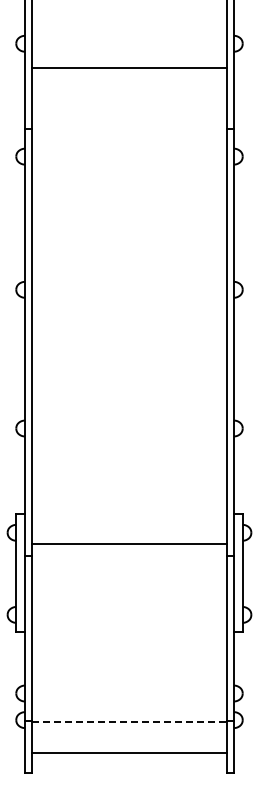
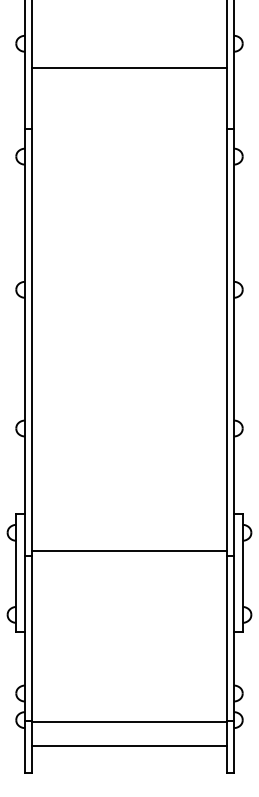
line position: (129, 543) -> (129, 550) (129, 550)
line: dashed -> solid (129, 722)
line position: (129, 753) -> (129, 746) (129, 746)
